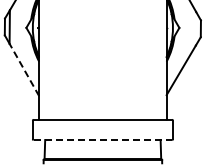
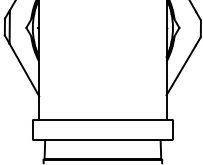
line: dashed -> solid (24, 69)
line: dashed -> solid (103, 140)
